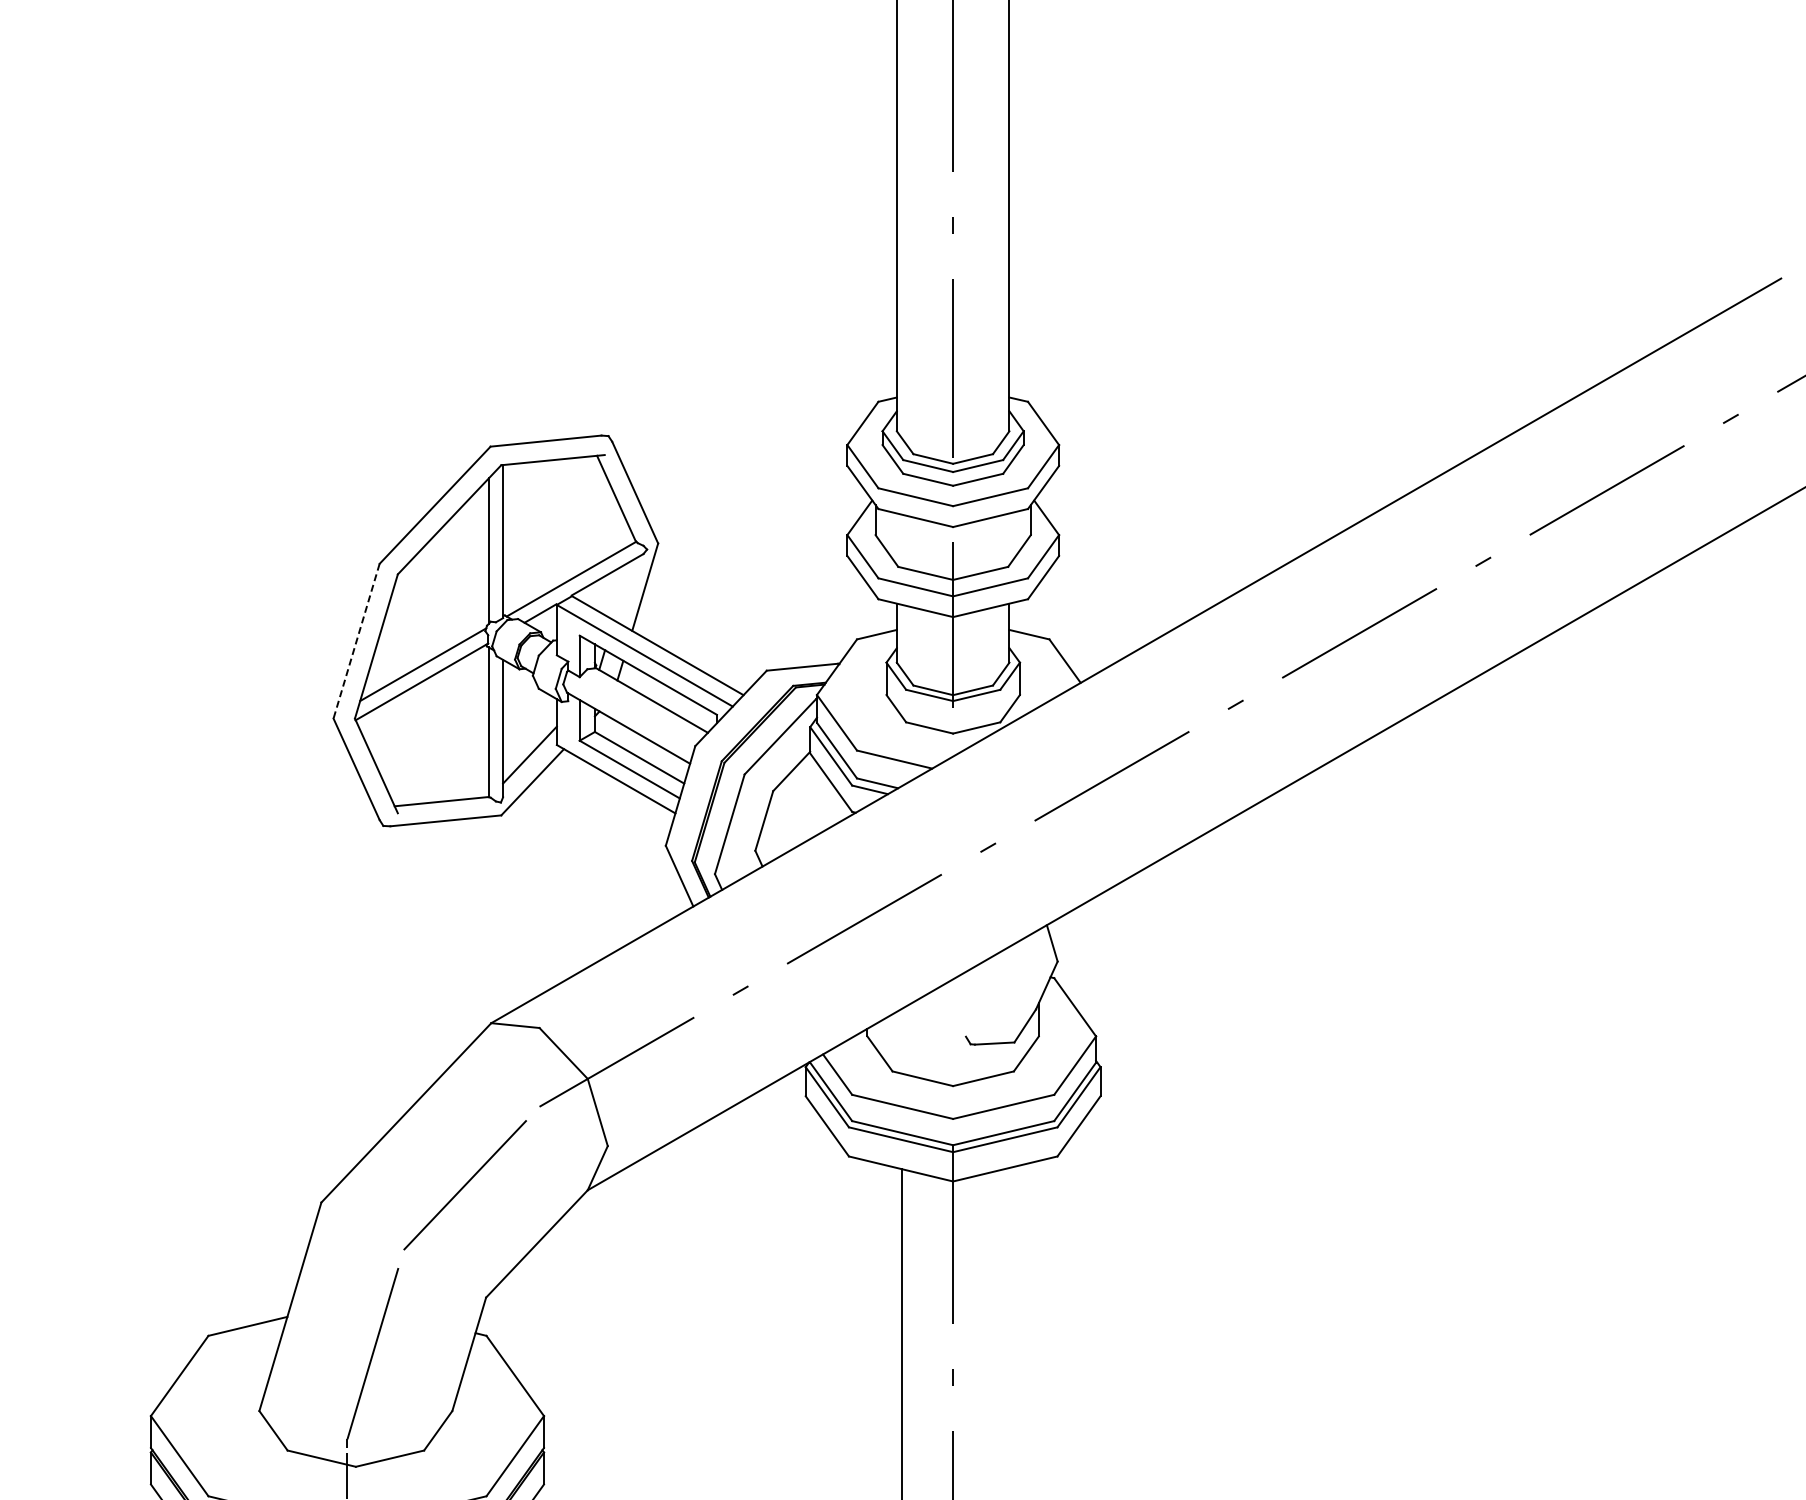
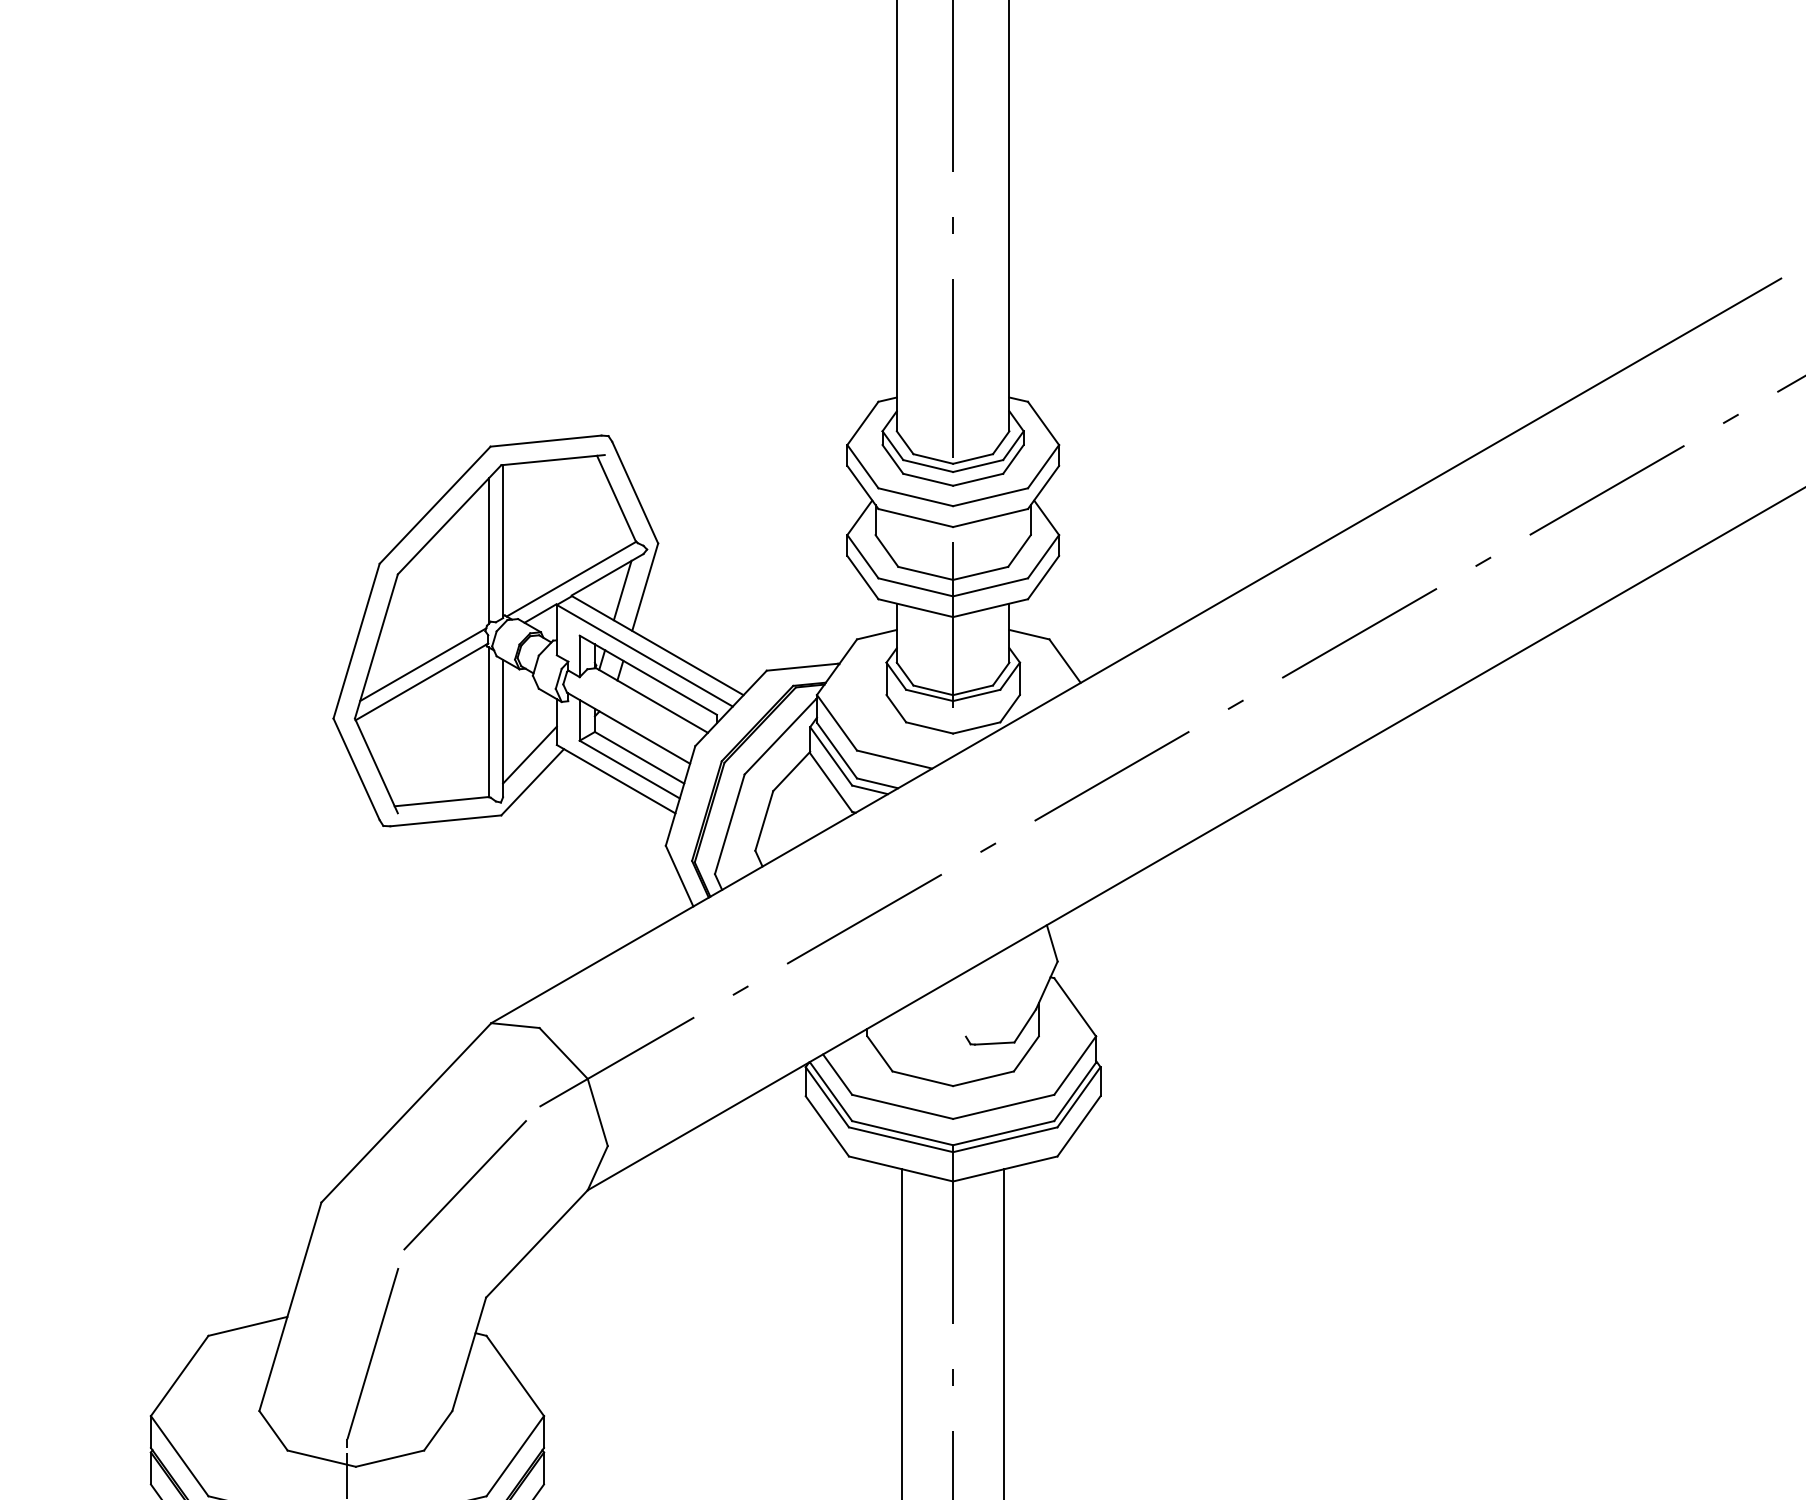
line: none -> present (622, 590)
line: dashed -> solid (356, 641)
line: none -> present (1004, 1332)
